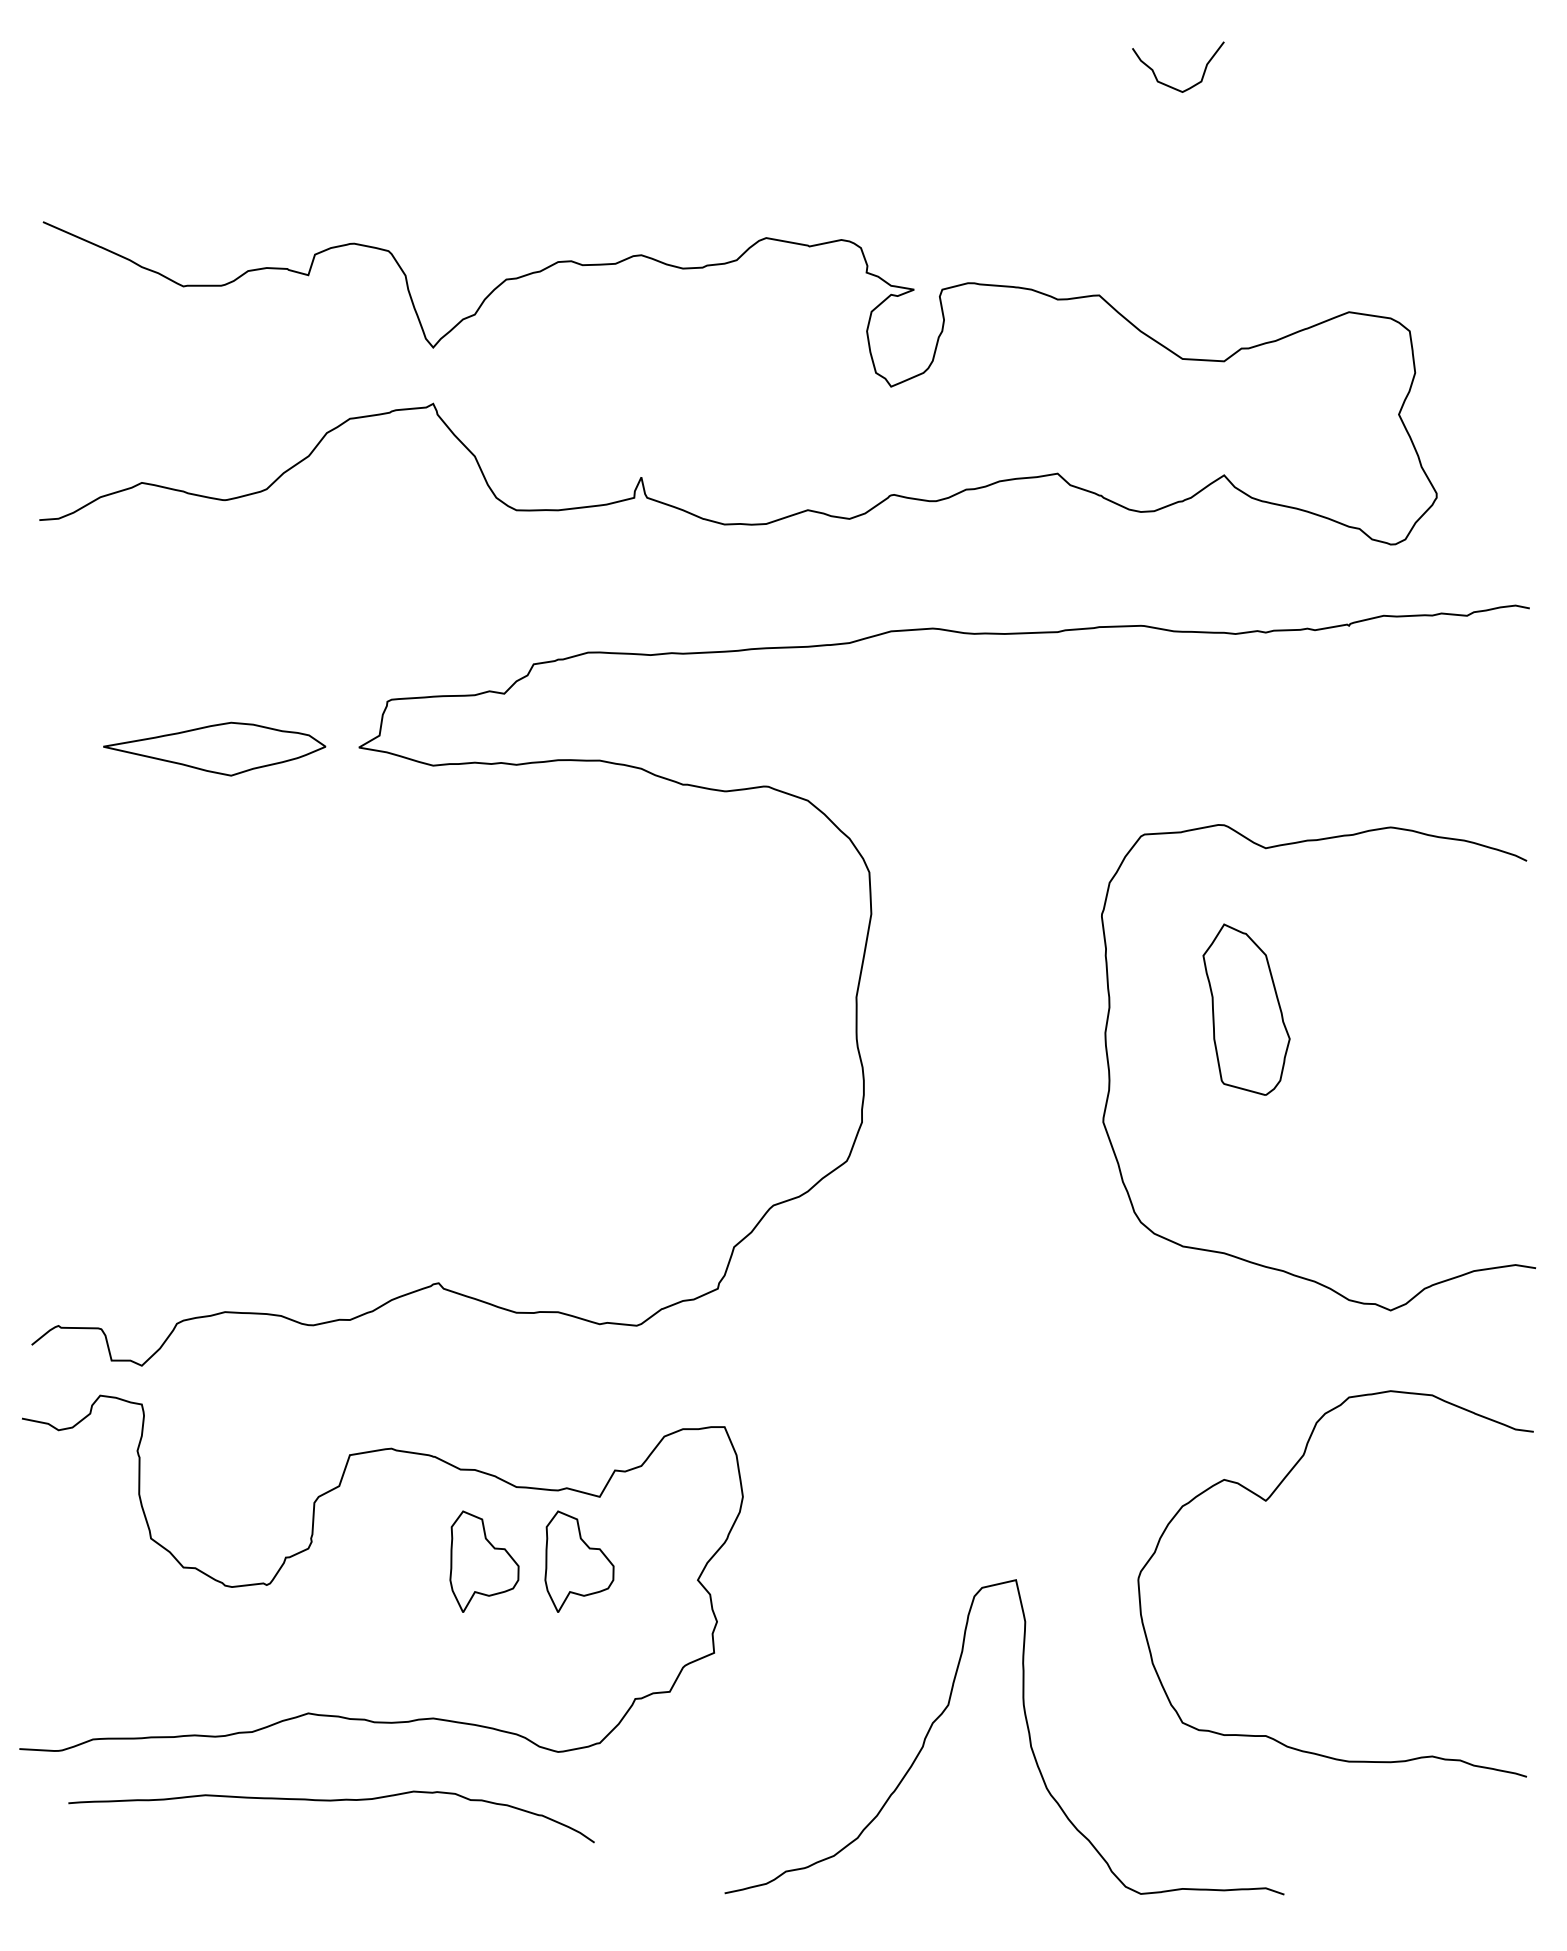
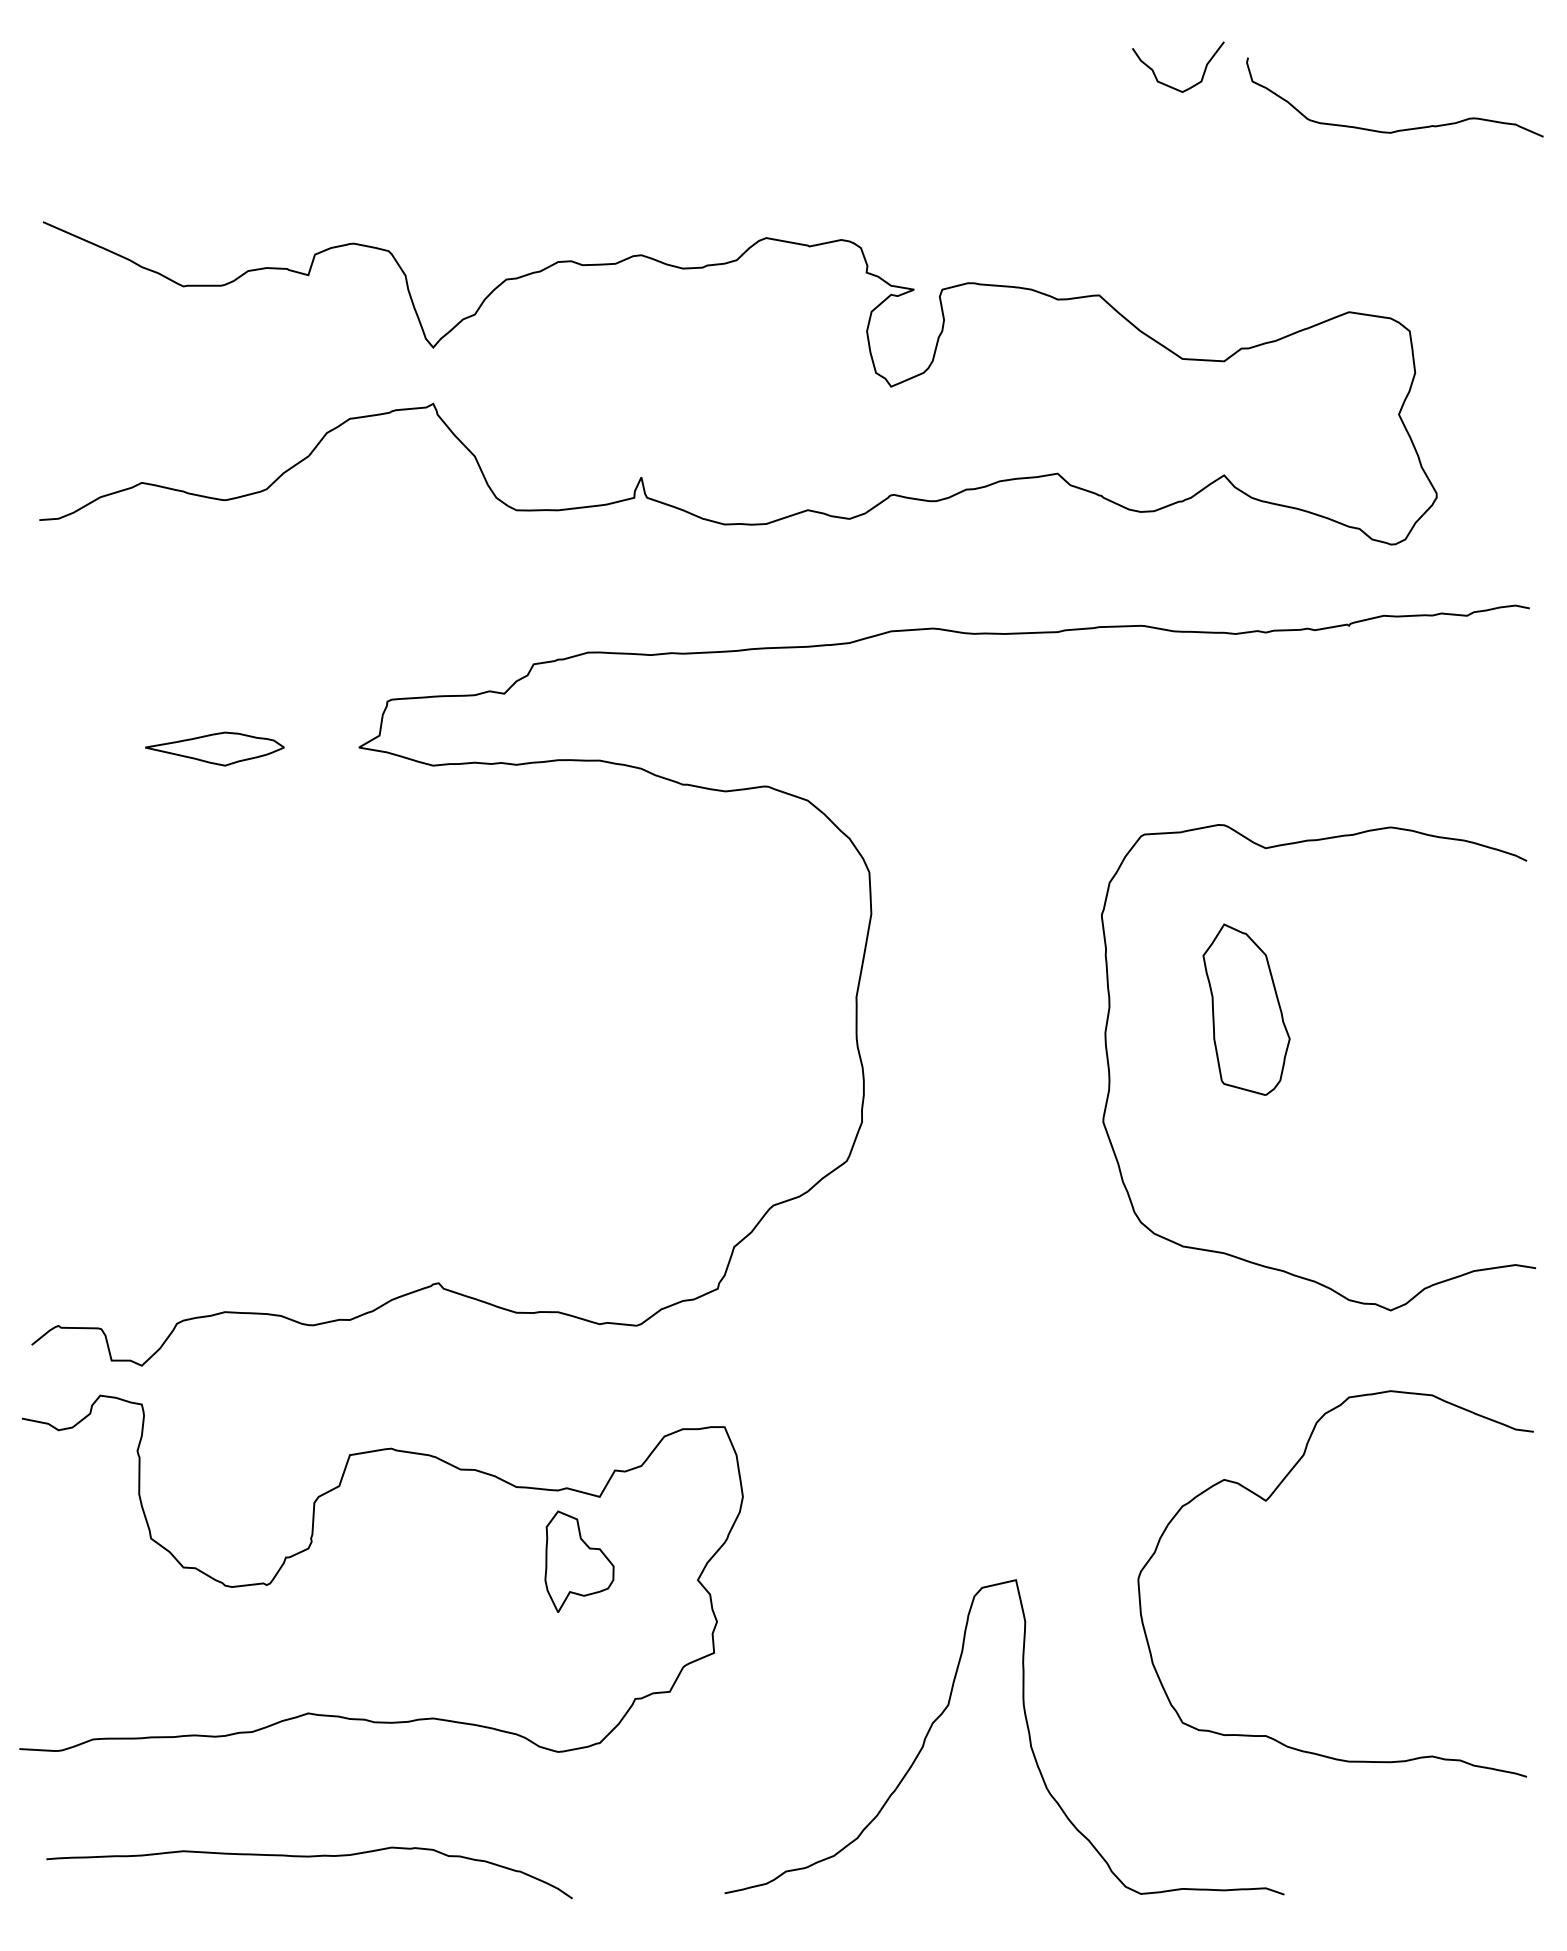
curve: none -> present (1399, 129)
part size: 224x56 px -> 140x36 px (214, 748)
part: present -> none (484, 1561)
curve position: (331, 1801) -> (309, 1857) (309, 1857)
